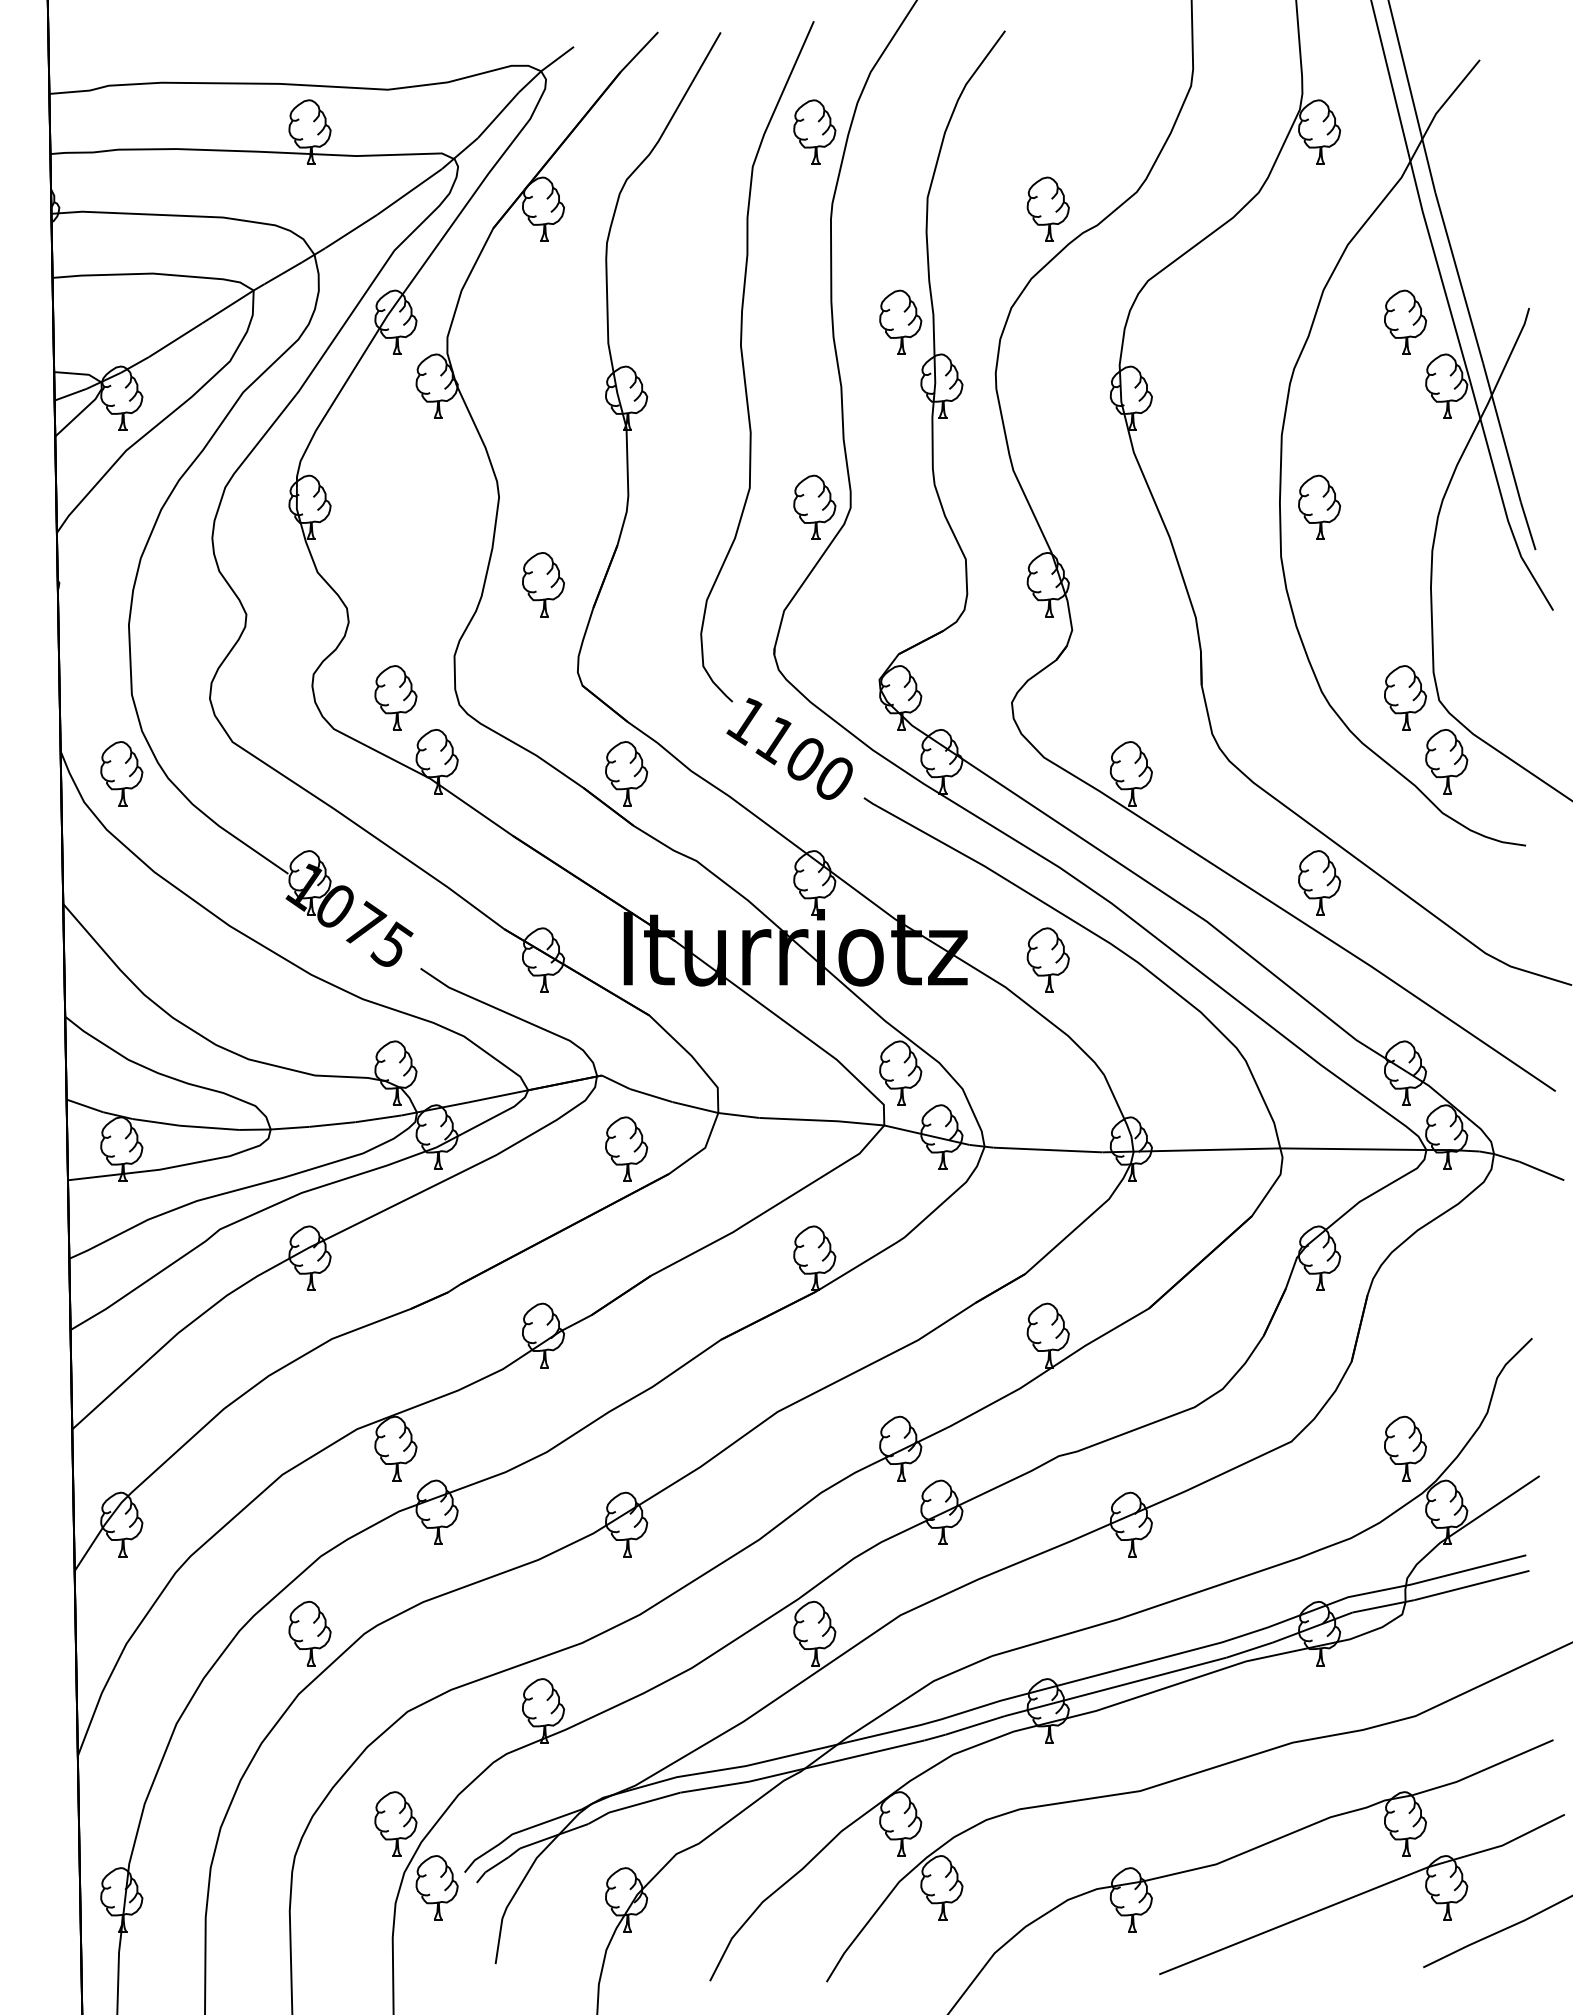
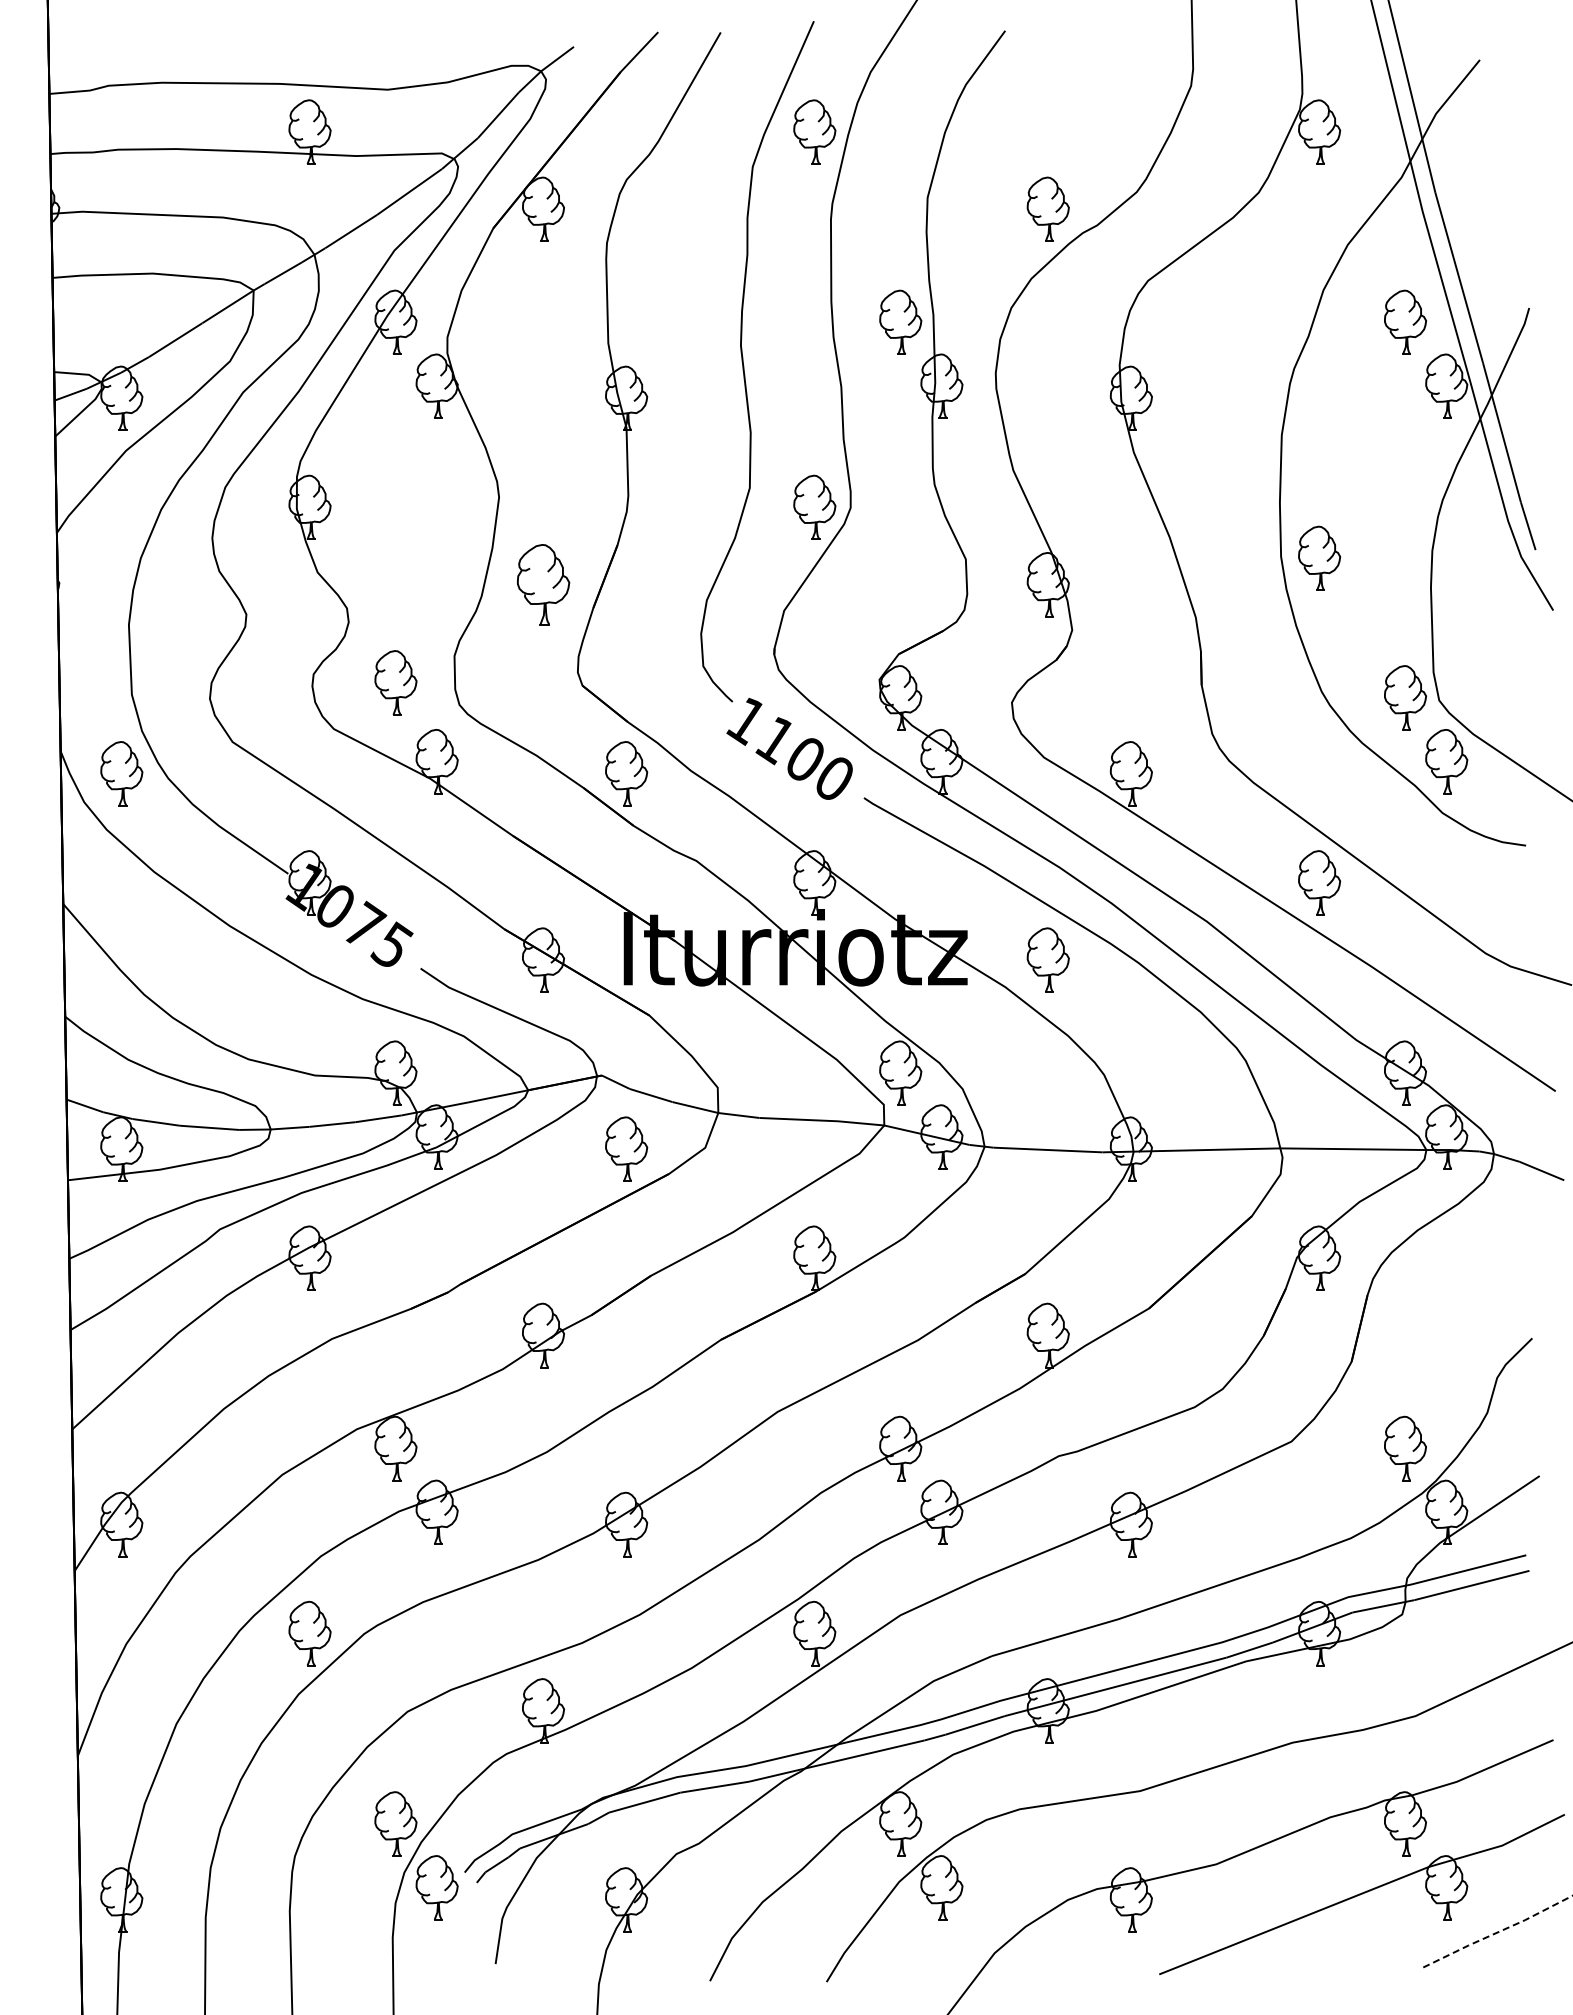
part position: (1319, 506) -> (1319, 557) (1319, 557)
part size: 43x66 px -> 54x82 px (543, 584)
part position: (395, 697) -> (395, 682) (395, 682)
line: solid -> dashed (1497, 1932)
